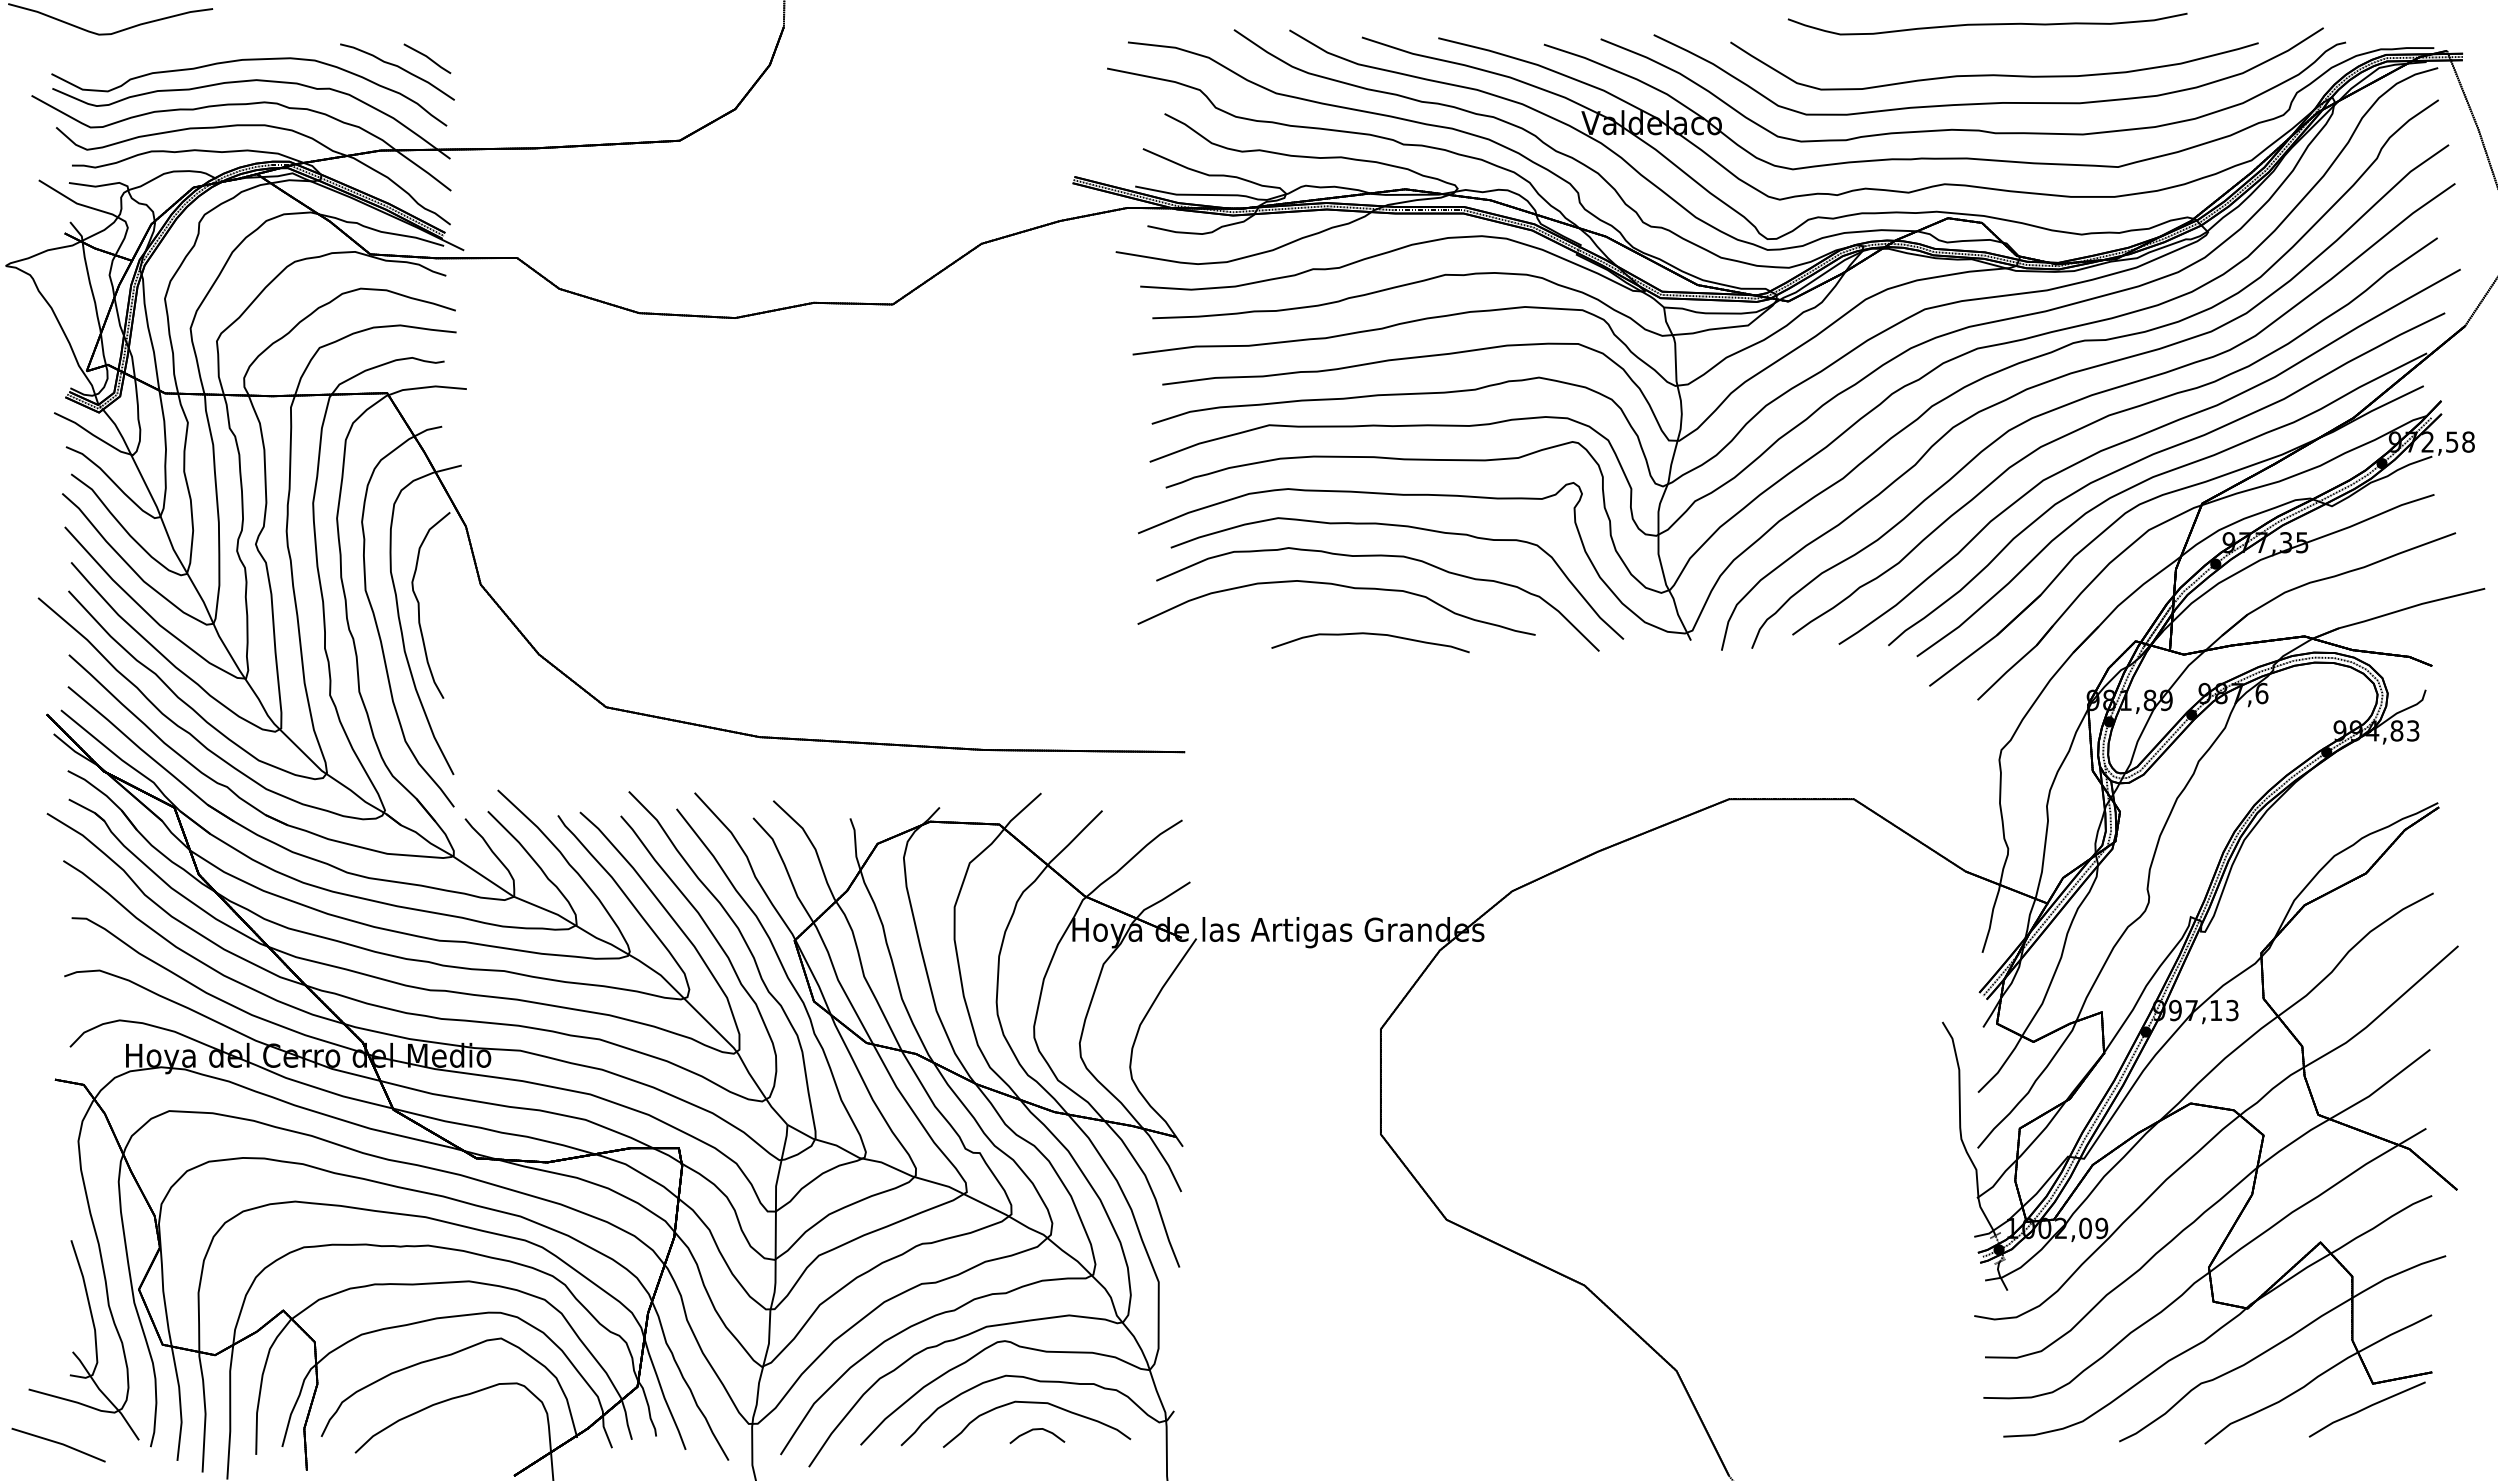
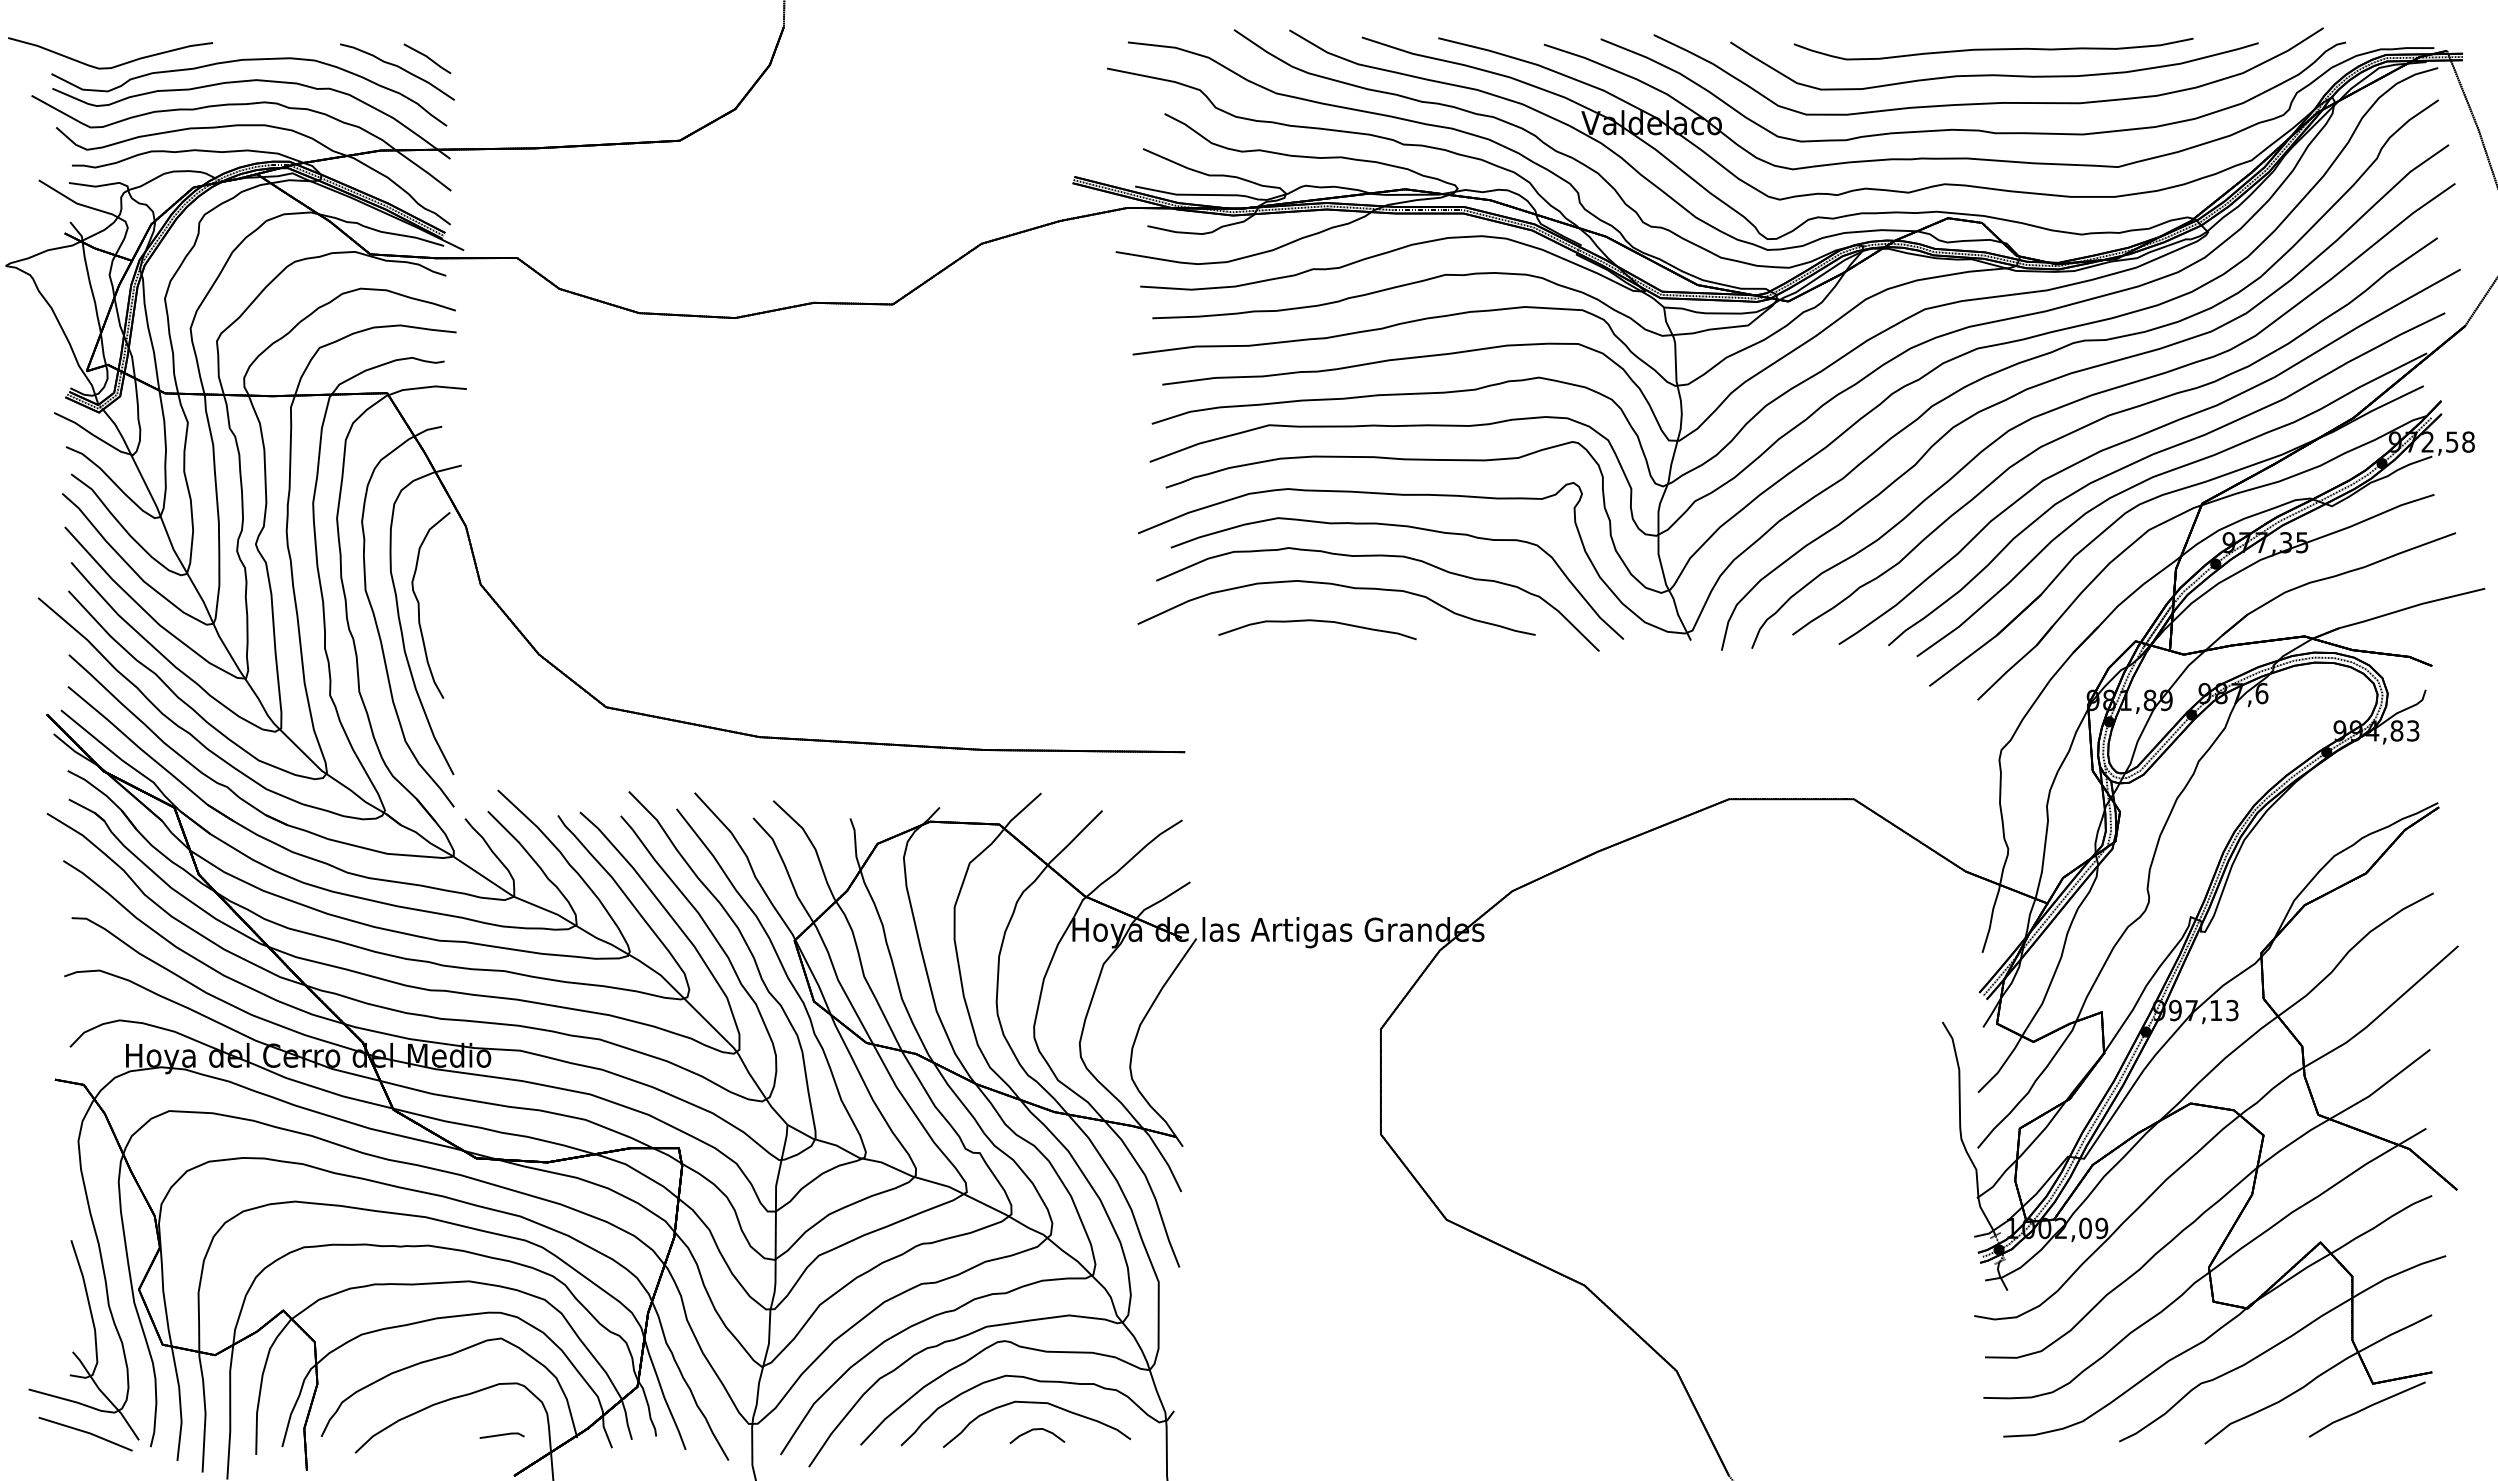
curve position: (1987, 23) -> (1993, 48) (1993, 48)
curve position: (115, 31) -> (115, 65) (115, 65)
curve position: (1370, 634) -> (1317, 621) (1317, 621)
line: none -> present (501, 1435)
line position: (58, 1443) -> (85, 1432) (85, 1432)
